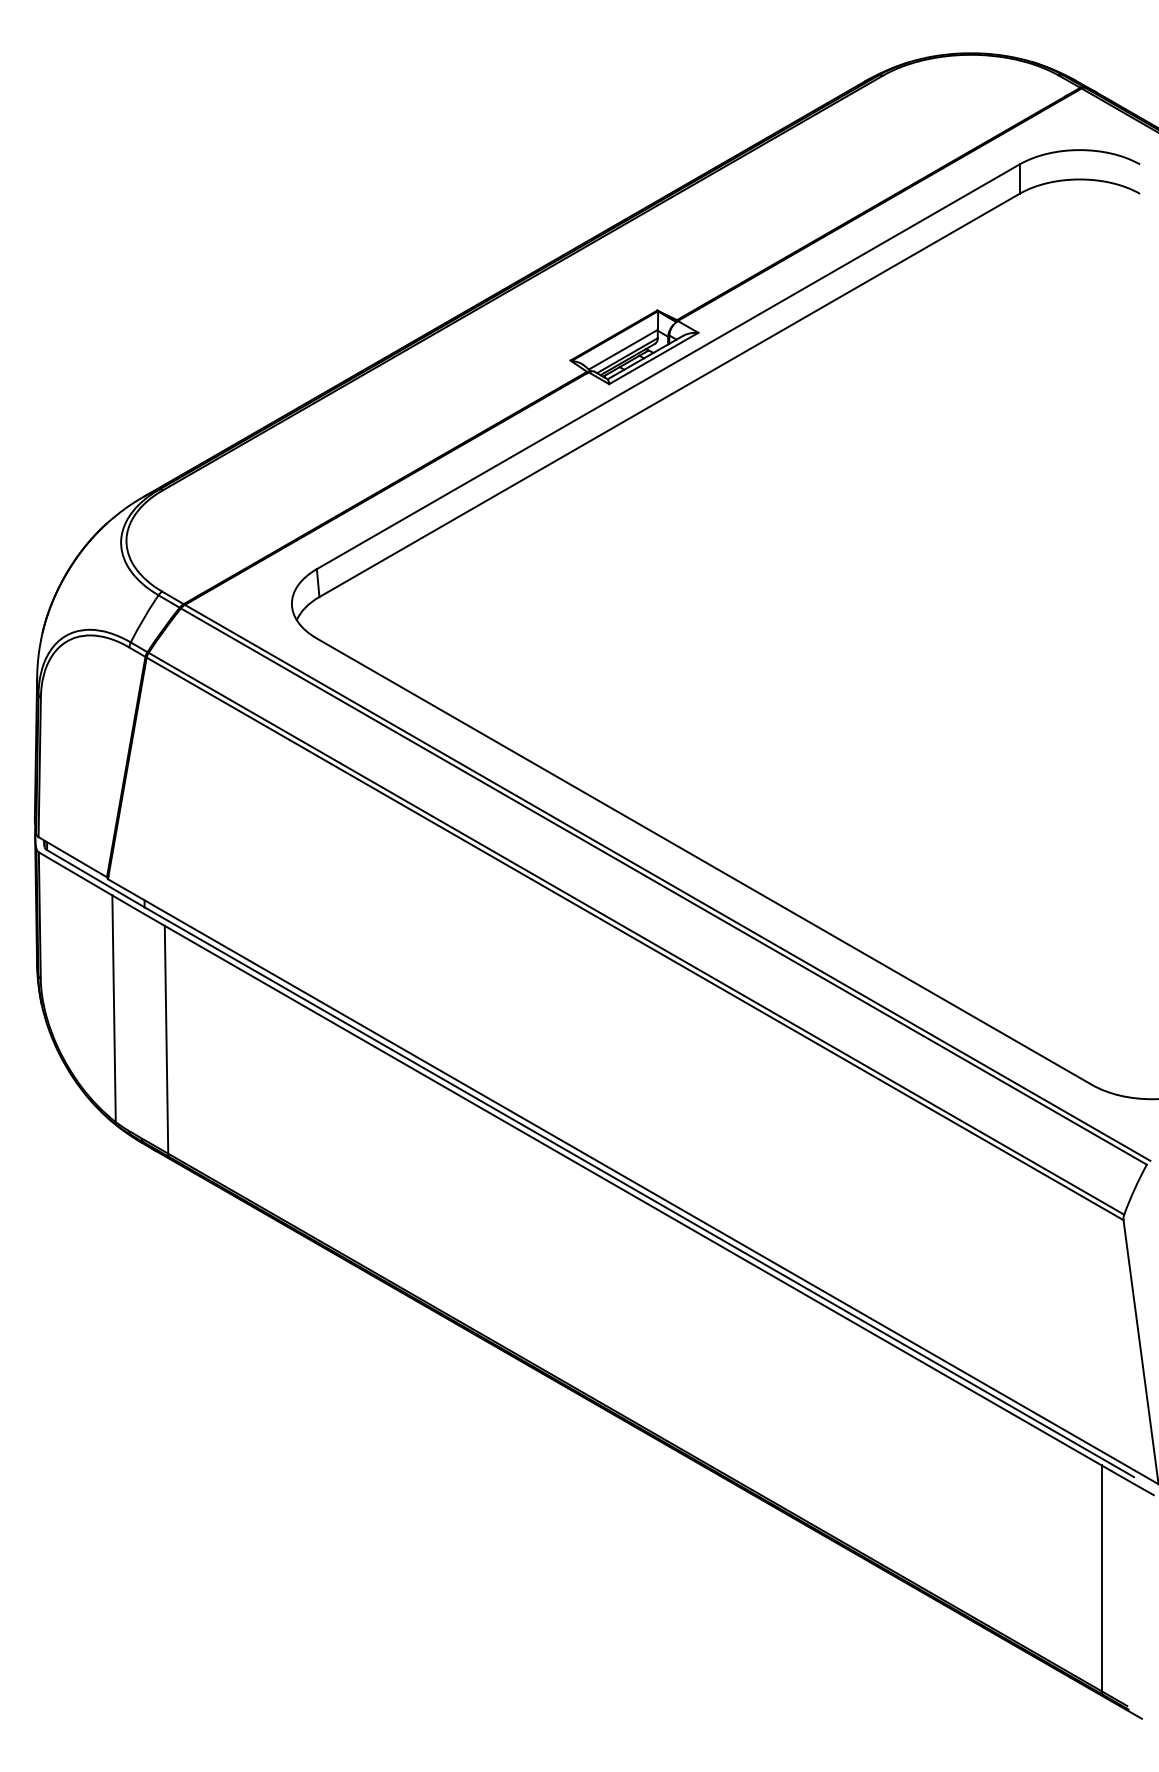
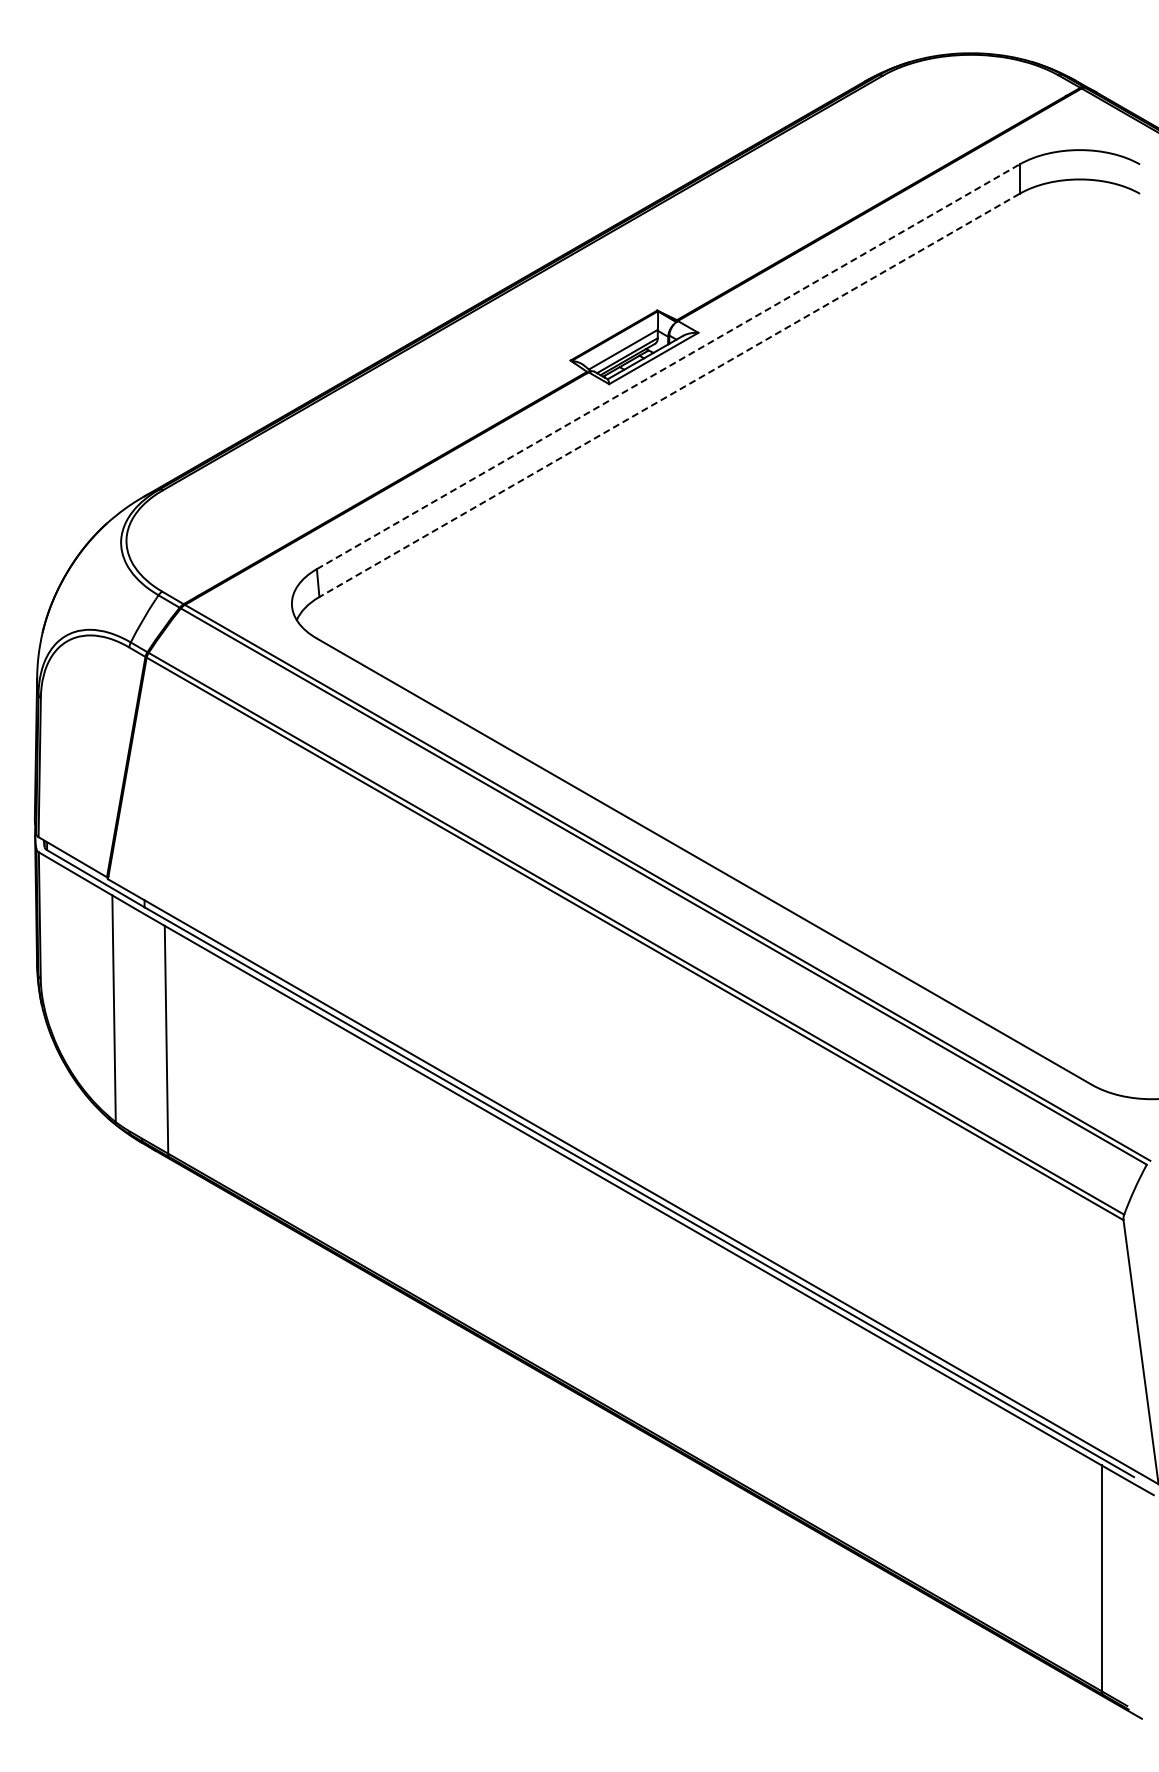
line: solid -> dashed (668, 366)
line: solid -> dashed (669, 395)
